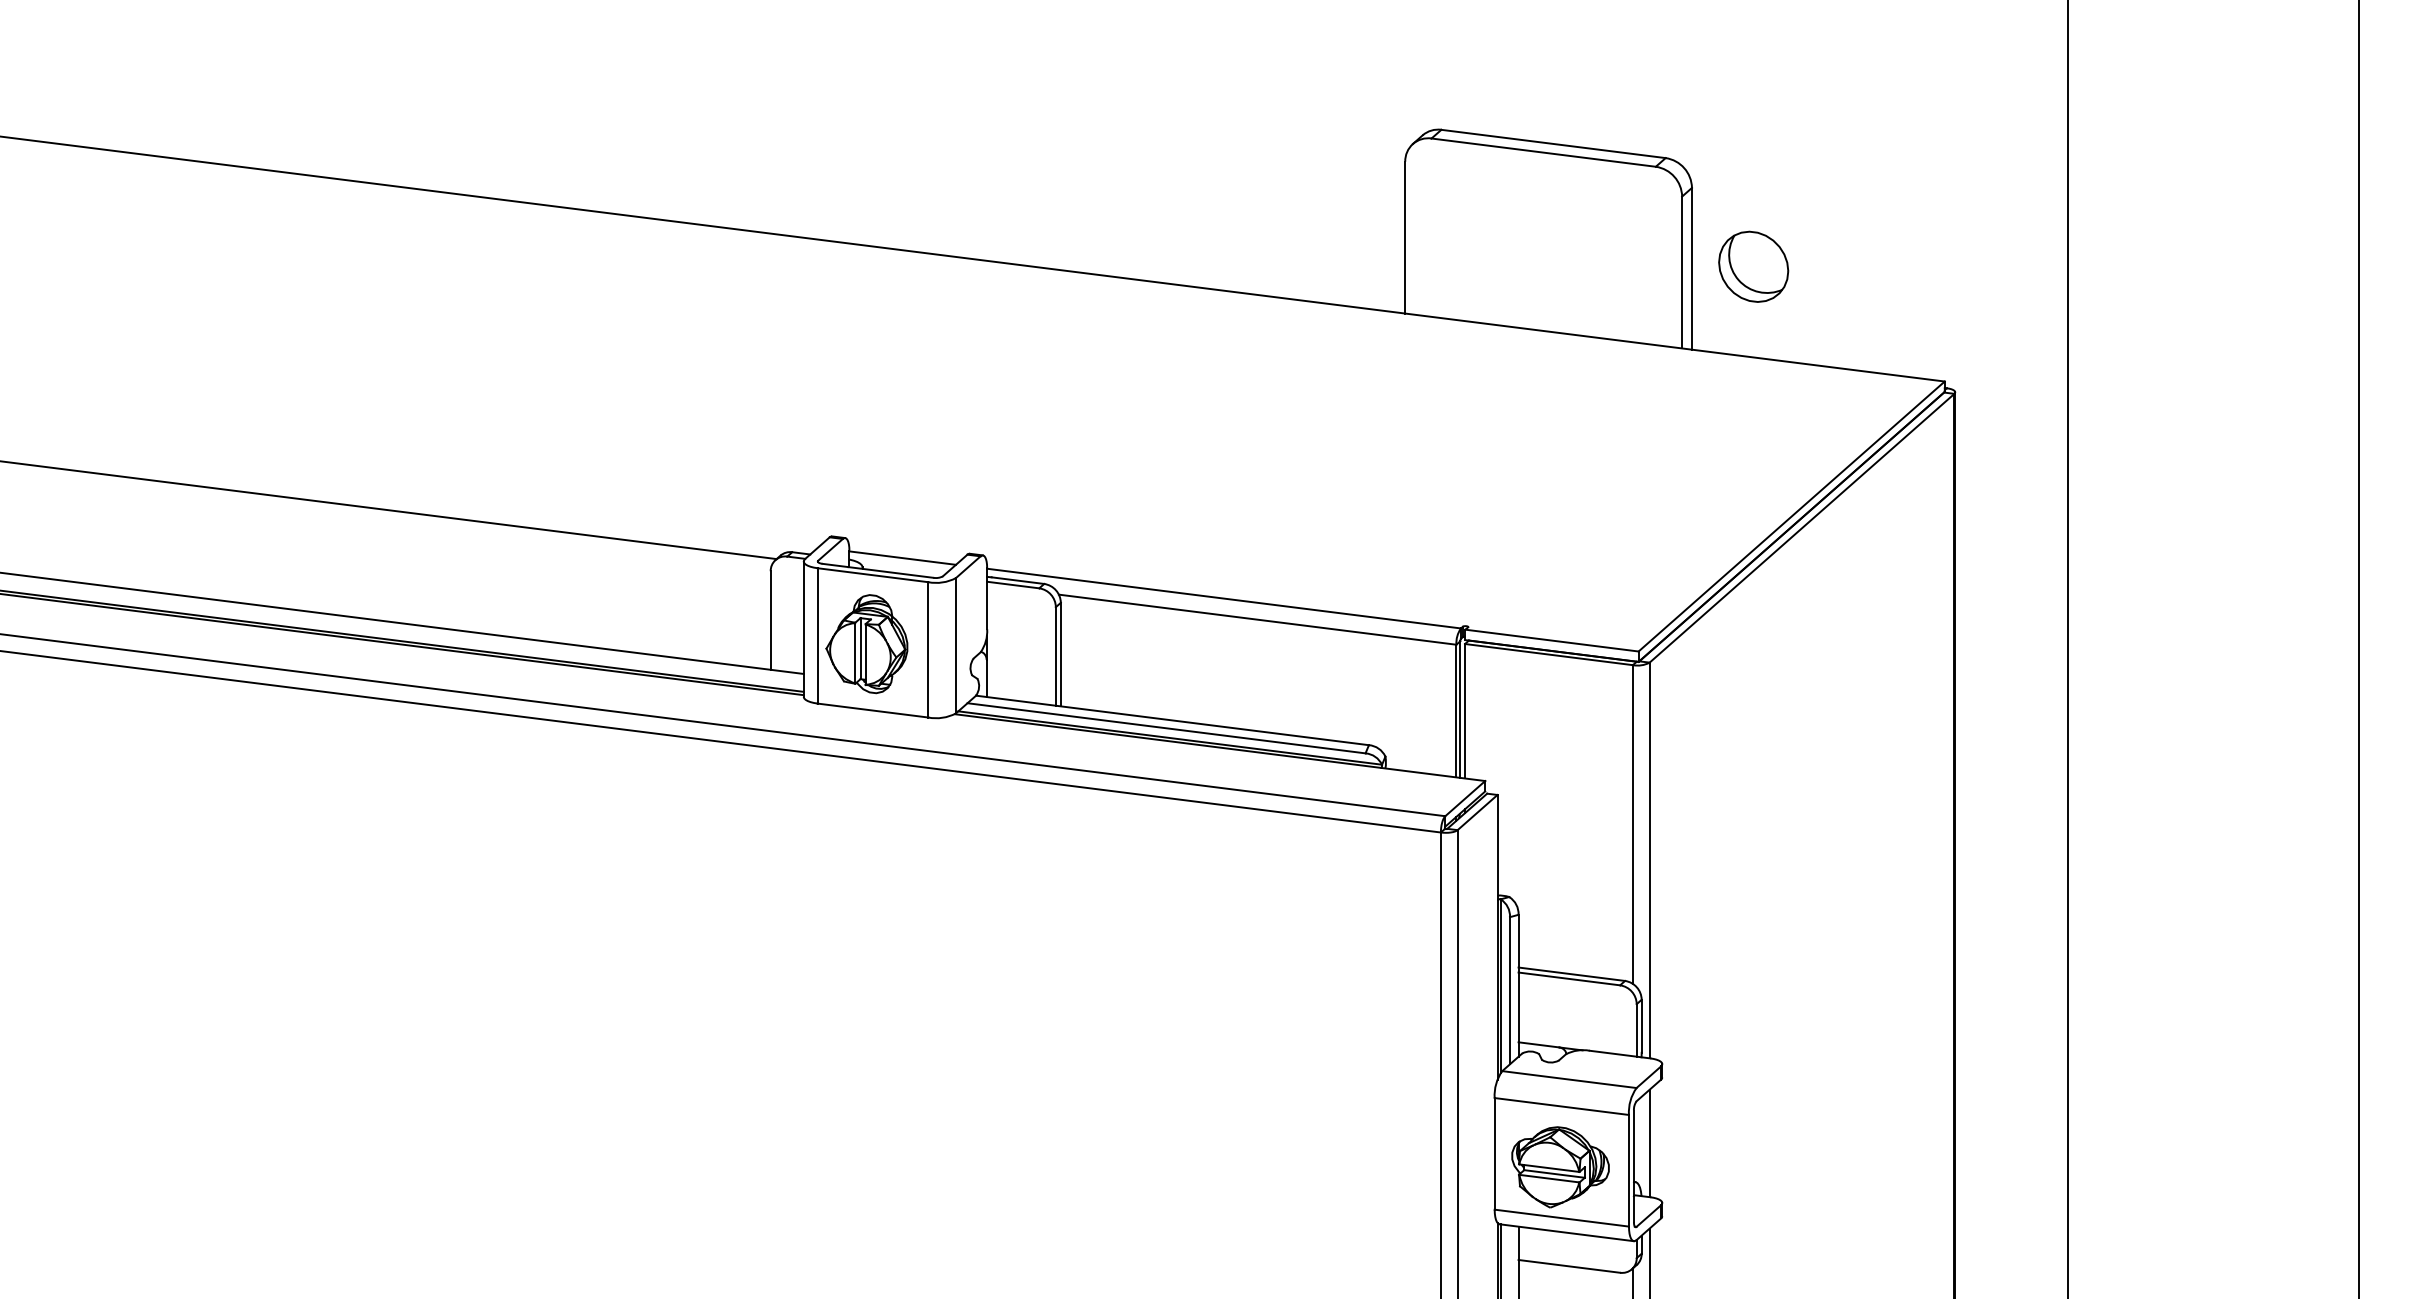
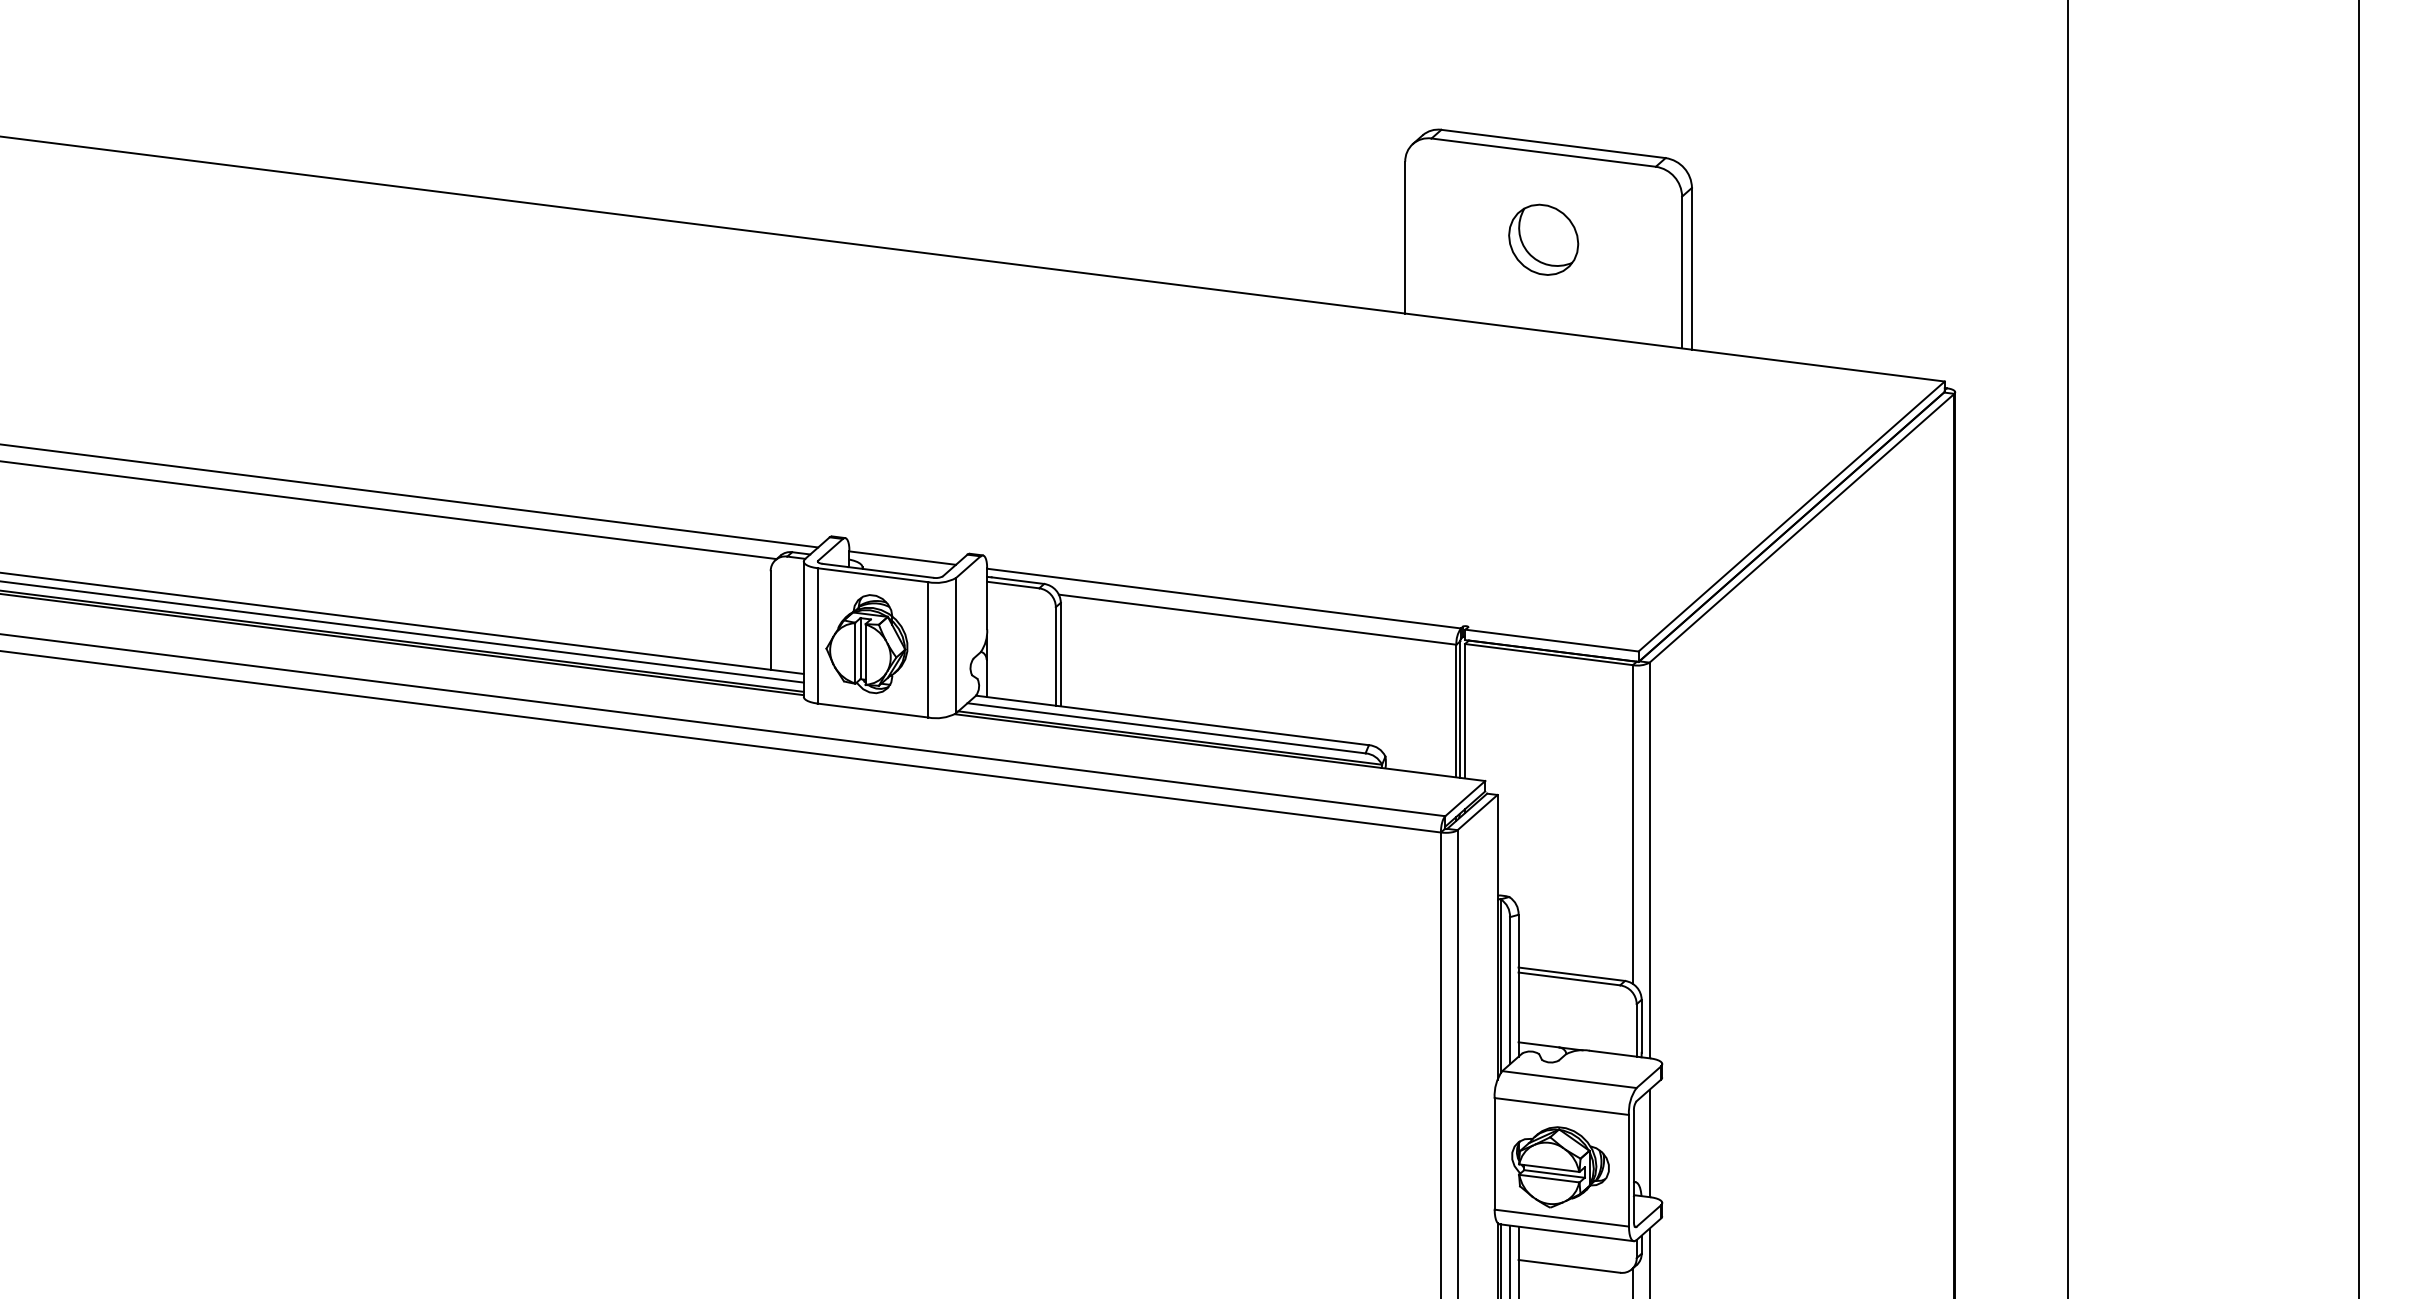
part position: (1753, 266) -> (1543, 239) (1543, 239)
line: none -> present (410, 495)
line: none -> present (402, 631)
line: none -> present (1510, 1260)
